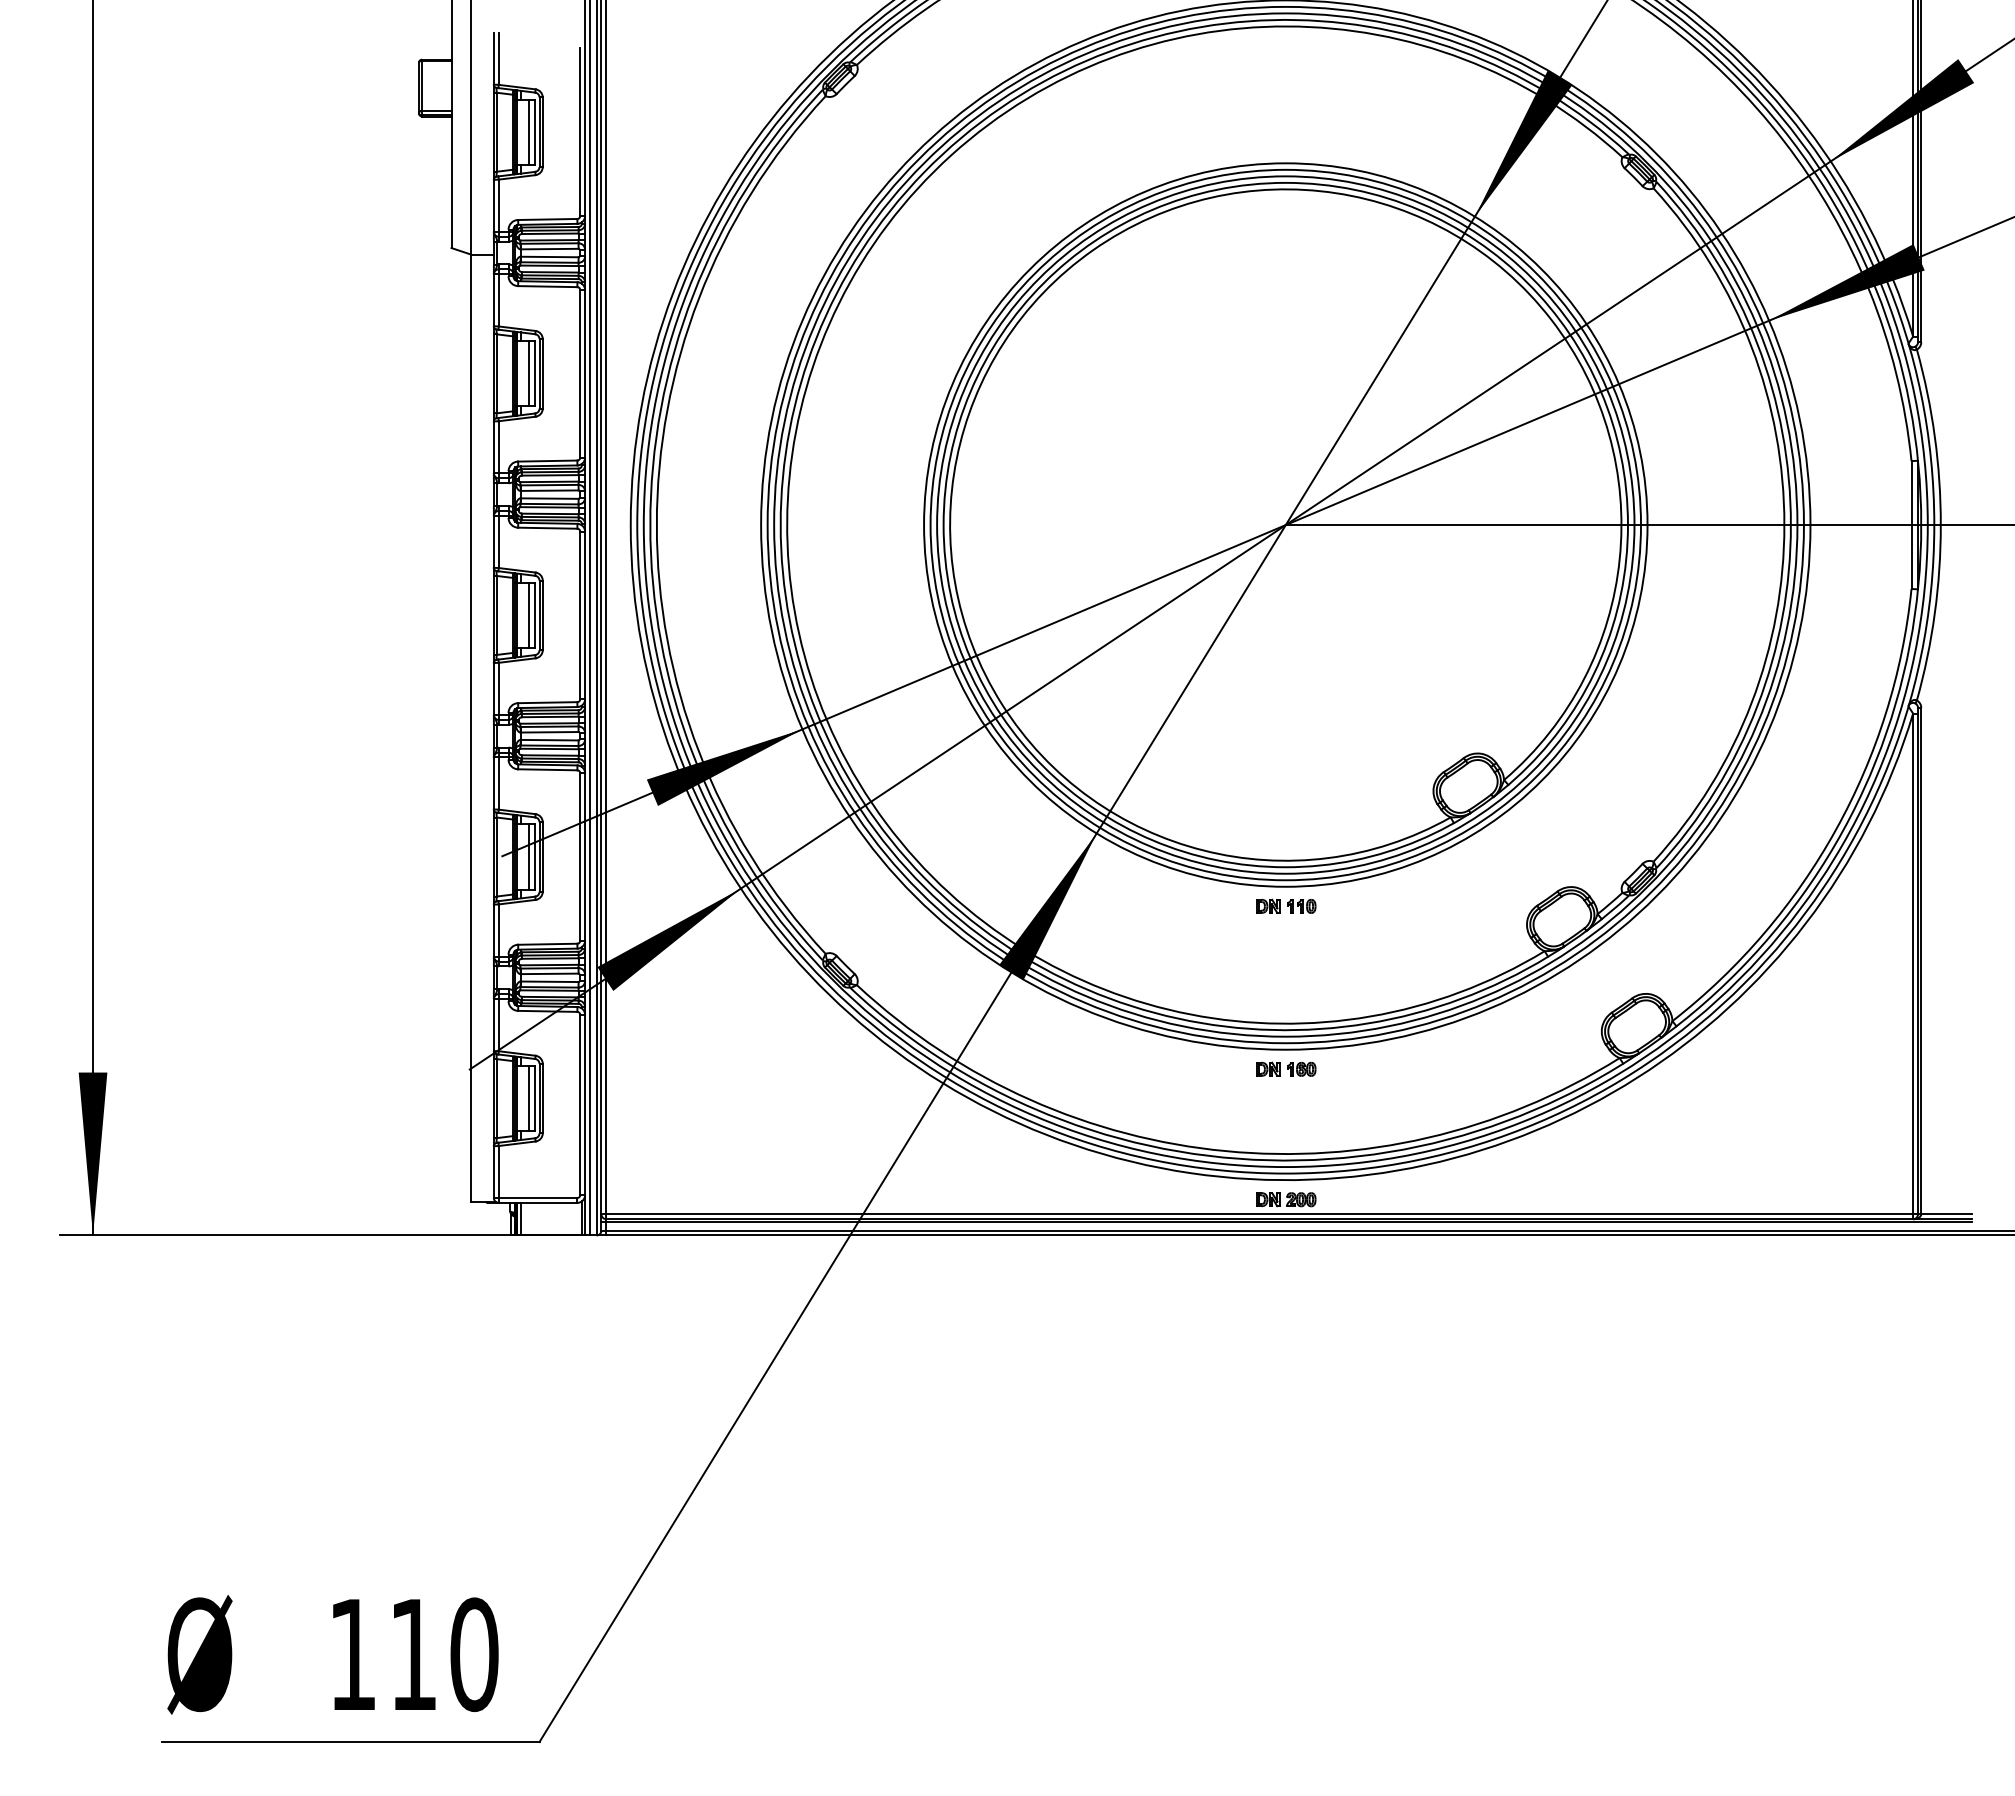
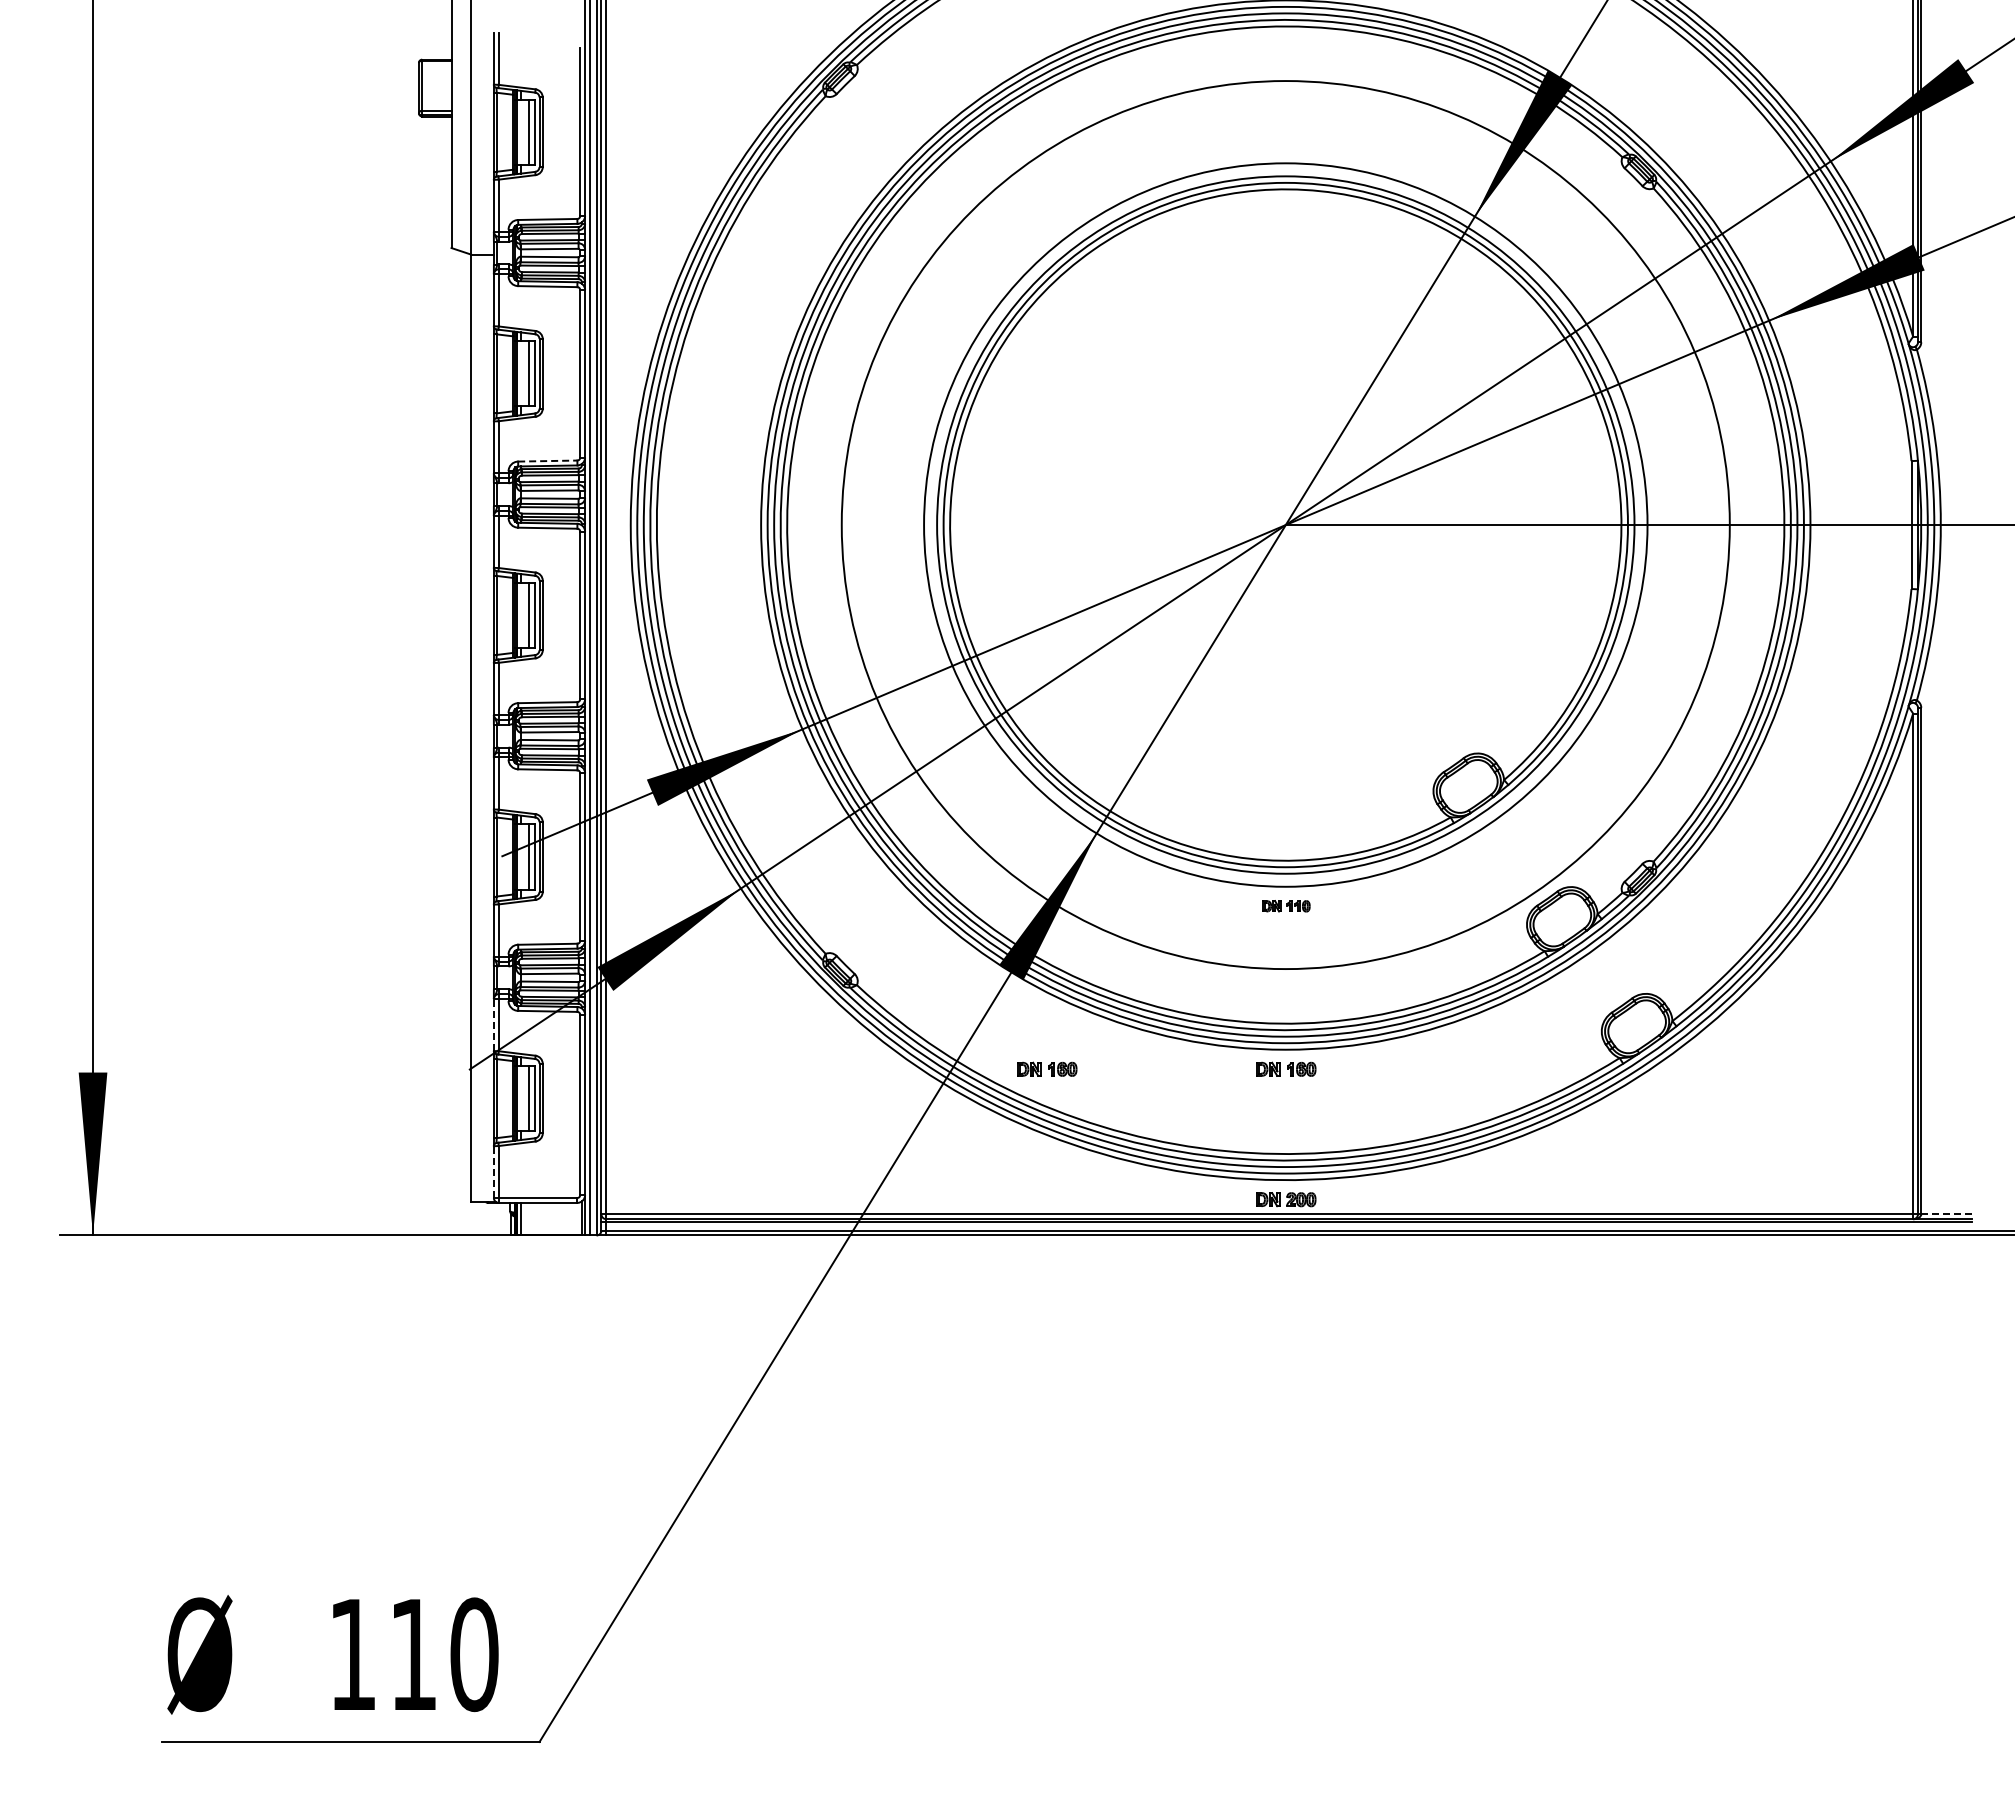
line: solid -> dashed (547, 461)
circle diameter: 710 px -> 888 px (1285, 525)
part size: 61x16 px -> 49x13 px (1286, 906)
line: solid -> dashed (493, 1024)
part: none -> present (1047, 1068)
line: solid -> dashed (493, 1172)
line: solid -> dashed (1947, 1214)
